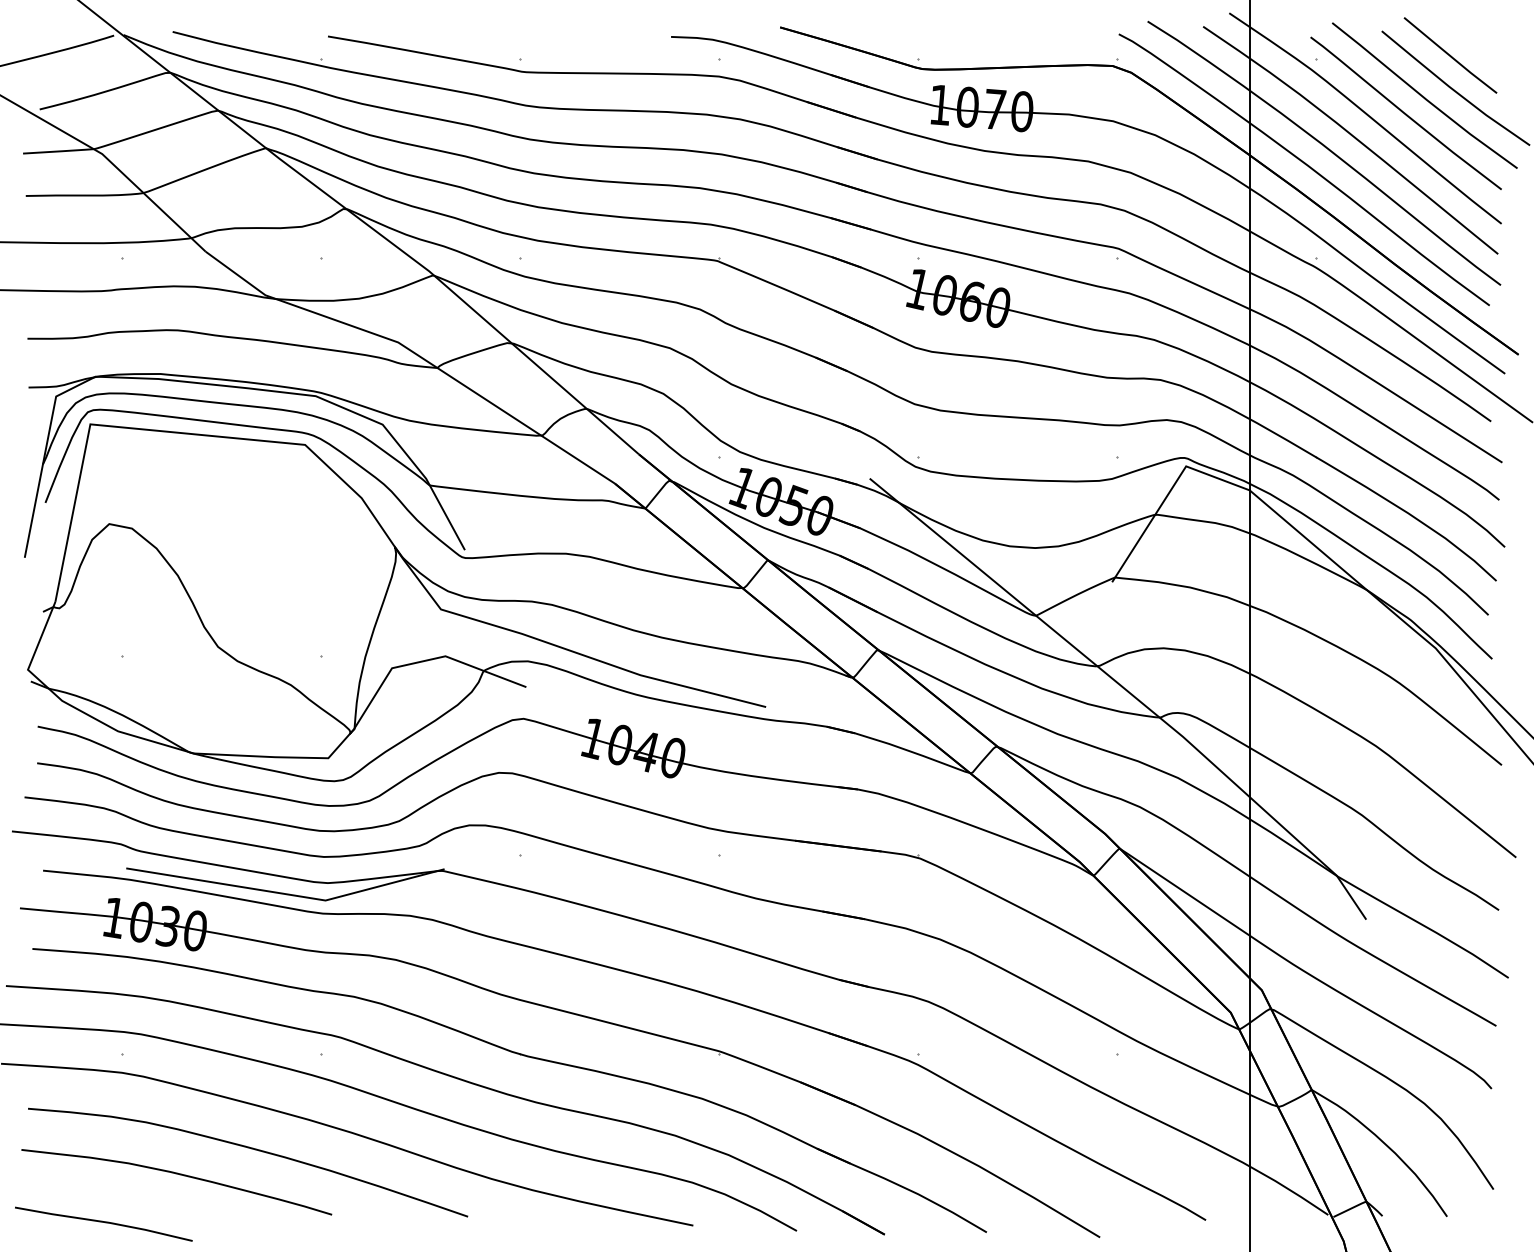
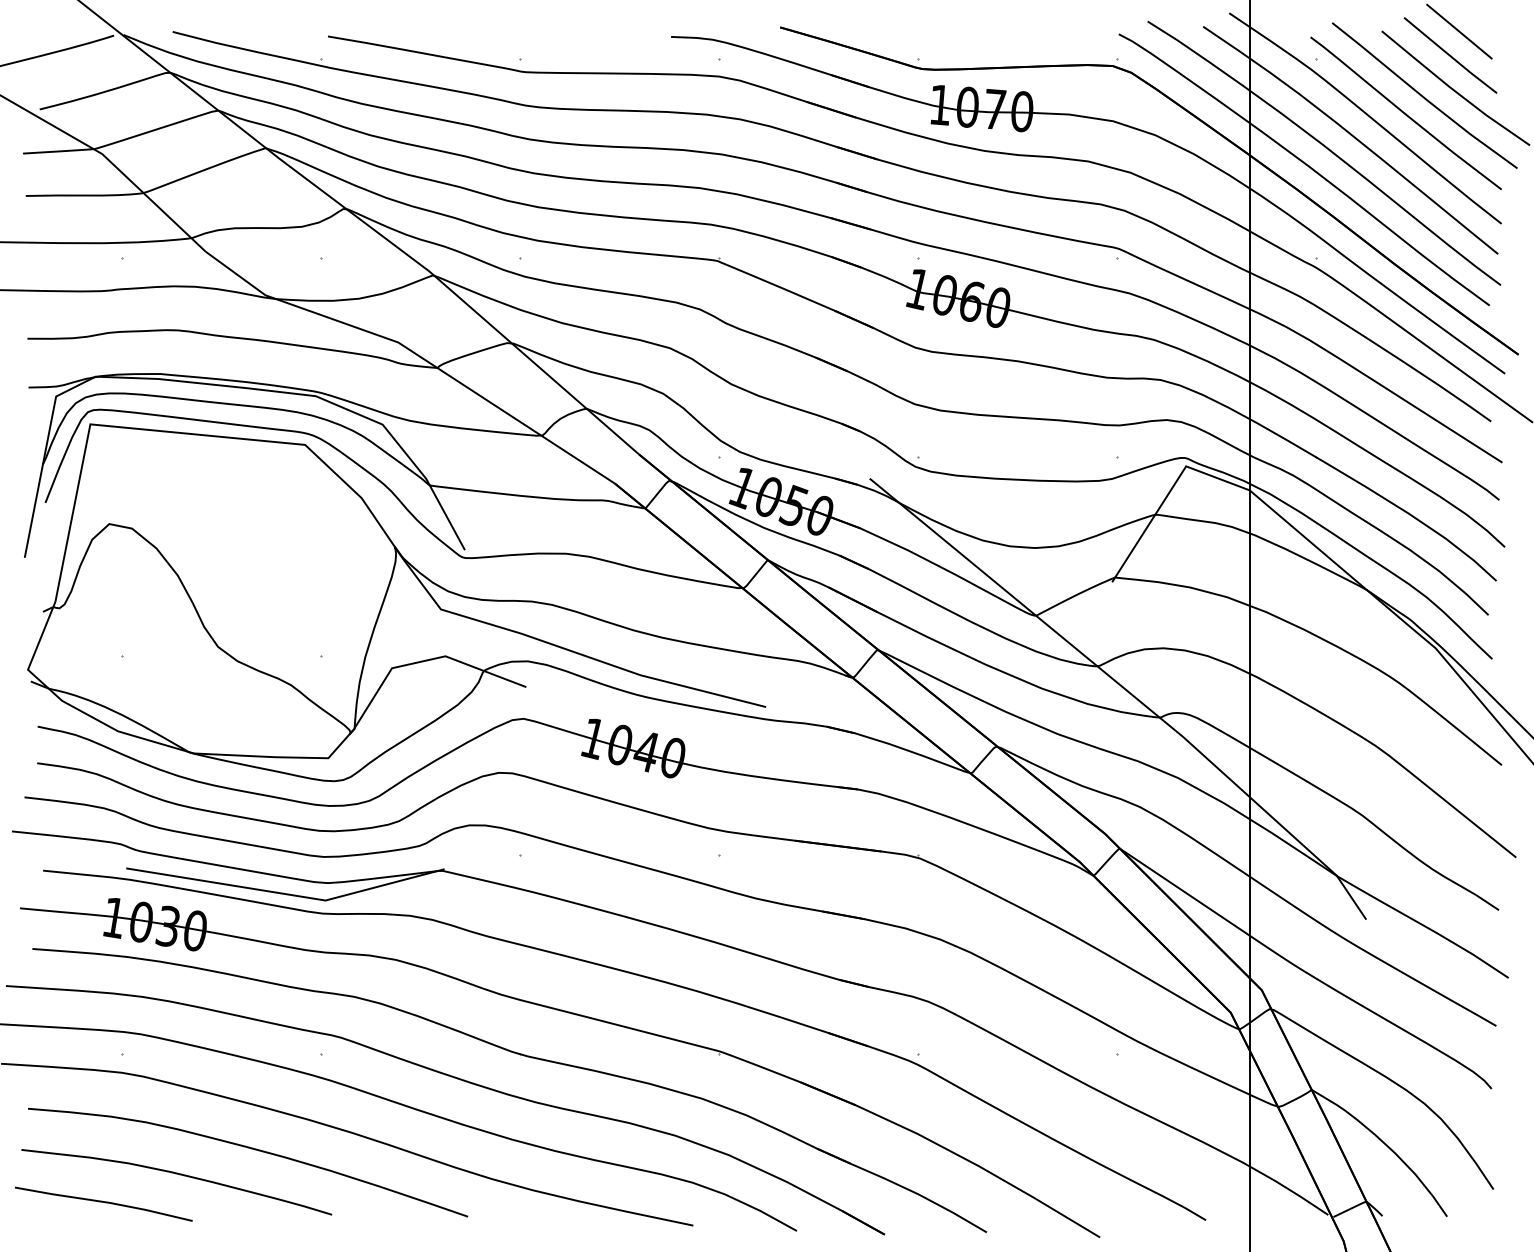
line: none -> present (1459, 31)
curve position: (103, 1222) -> (103, 1202) (103, 1202)
